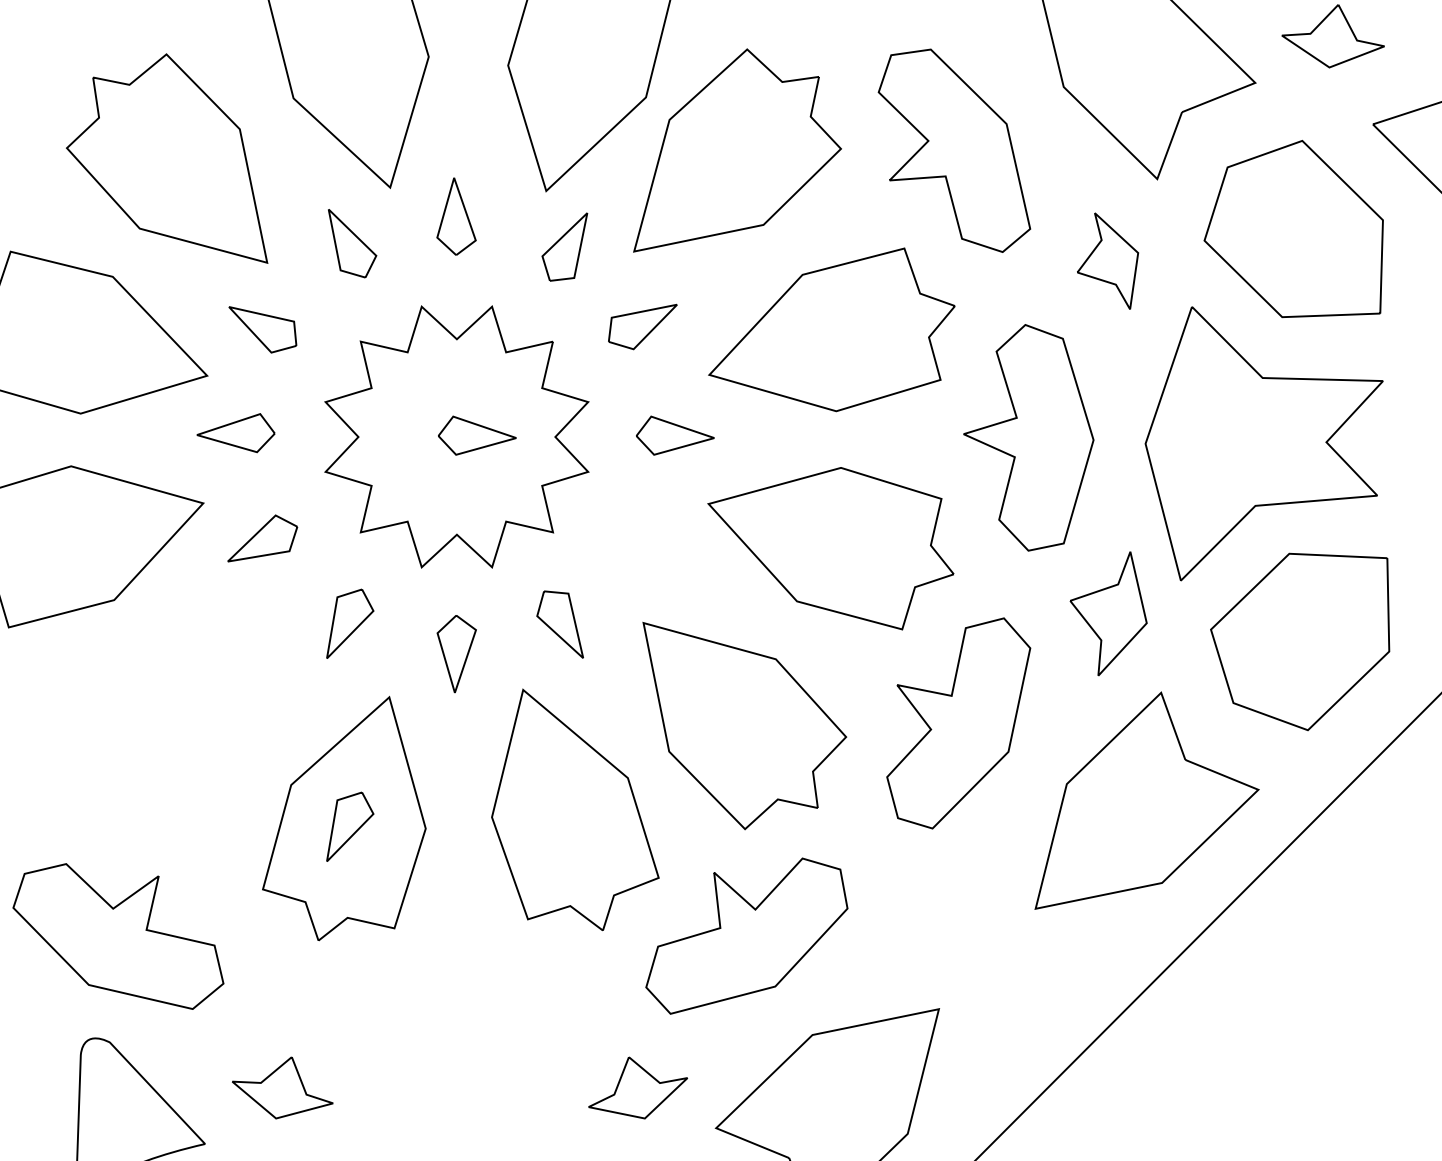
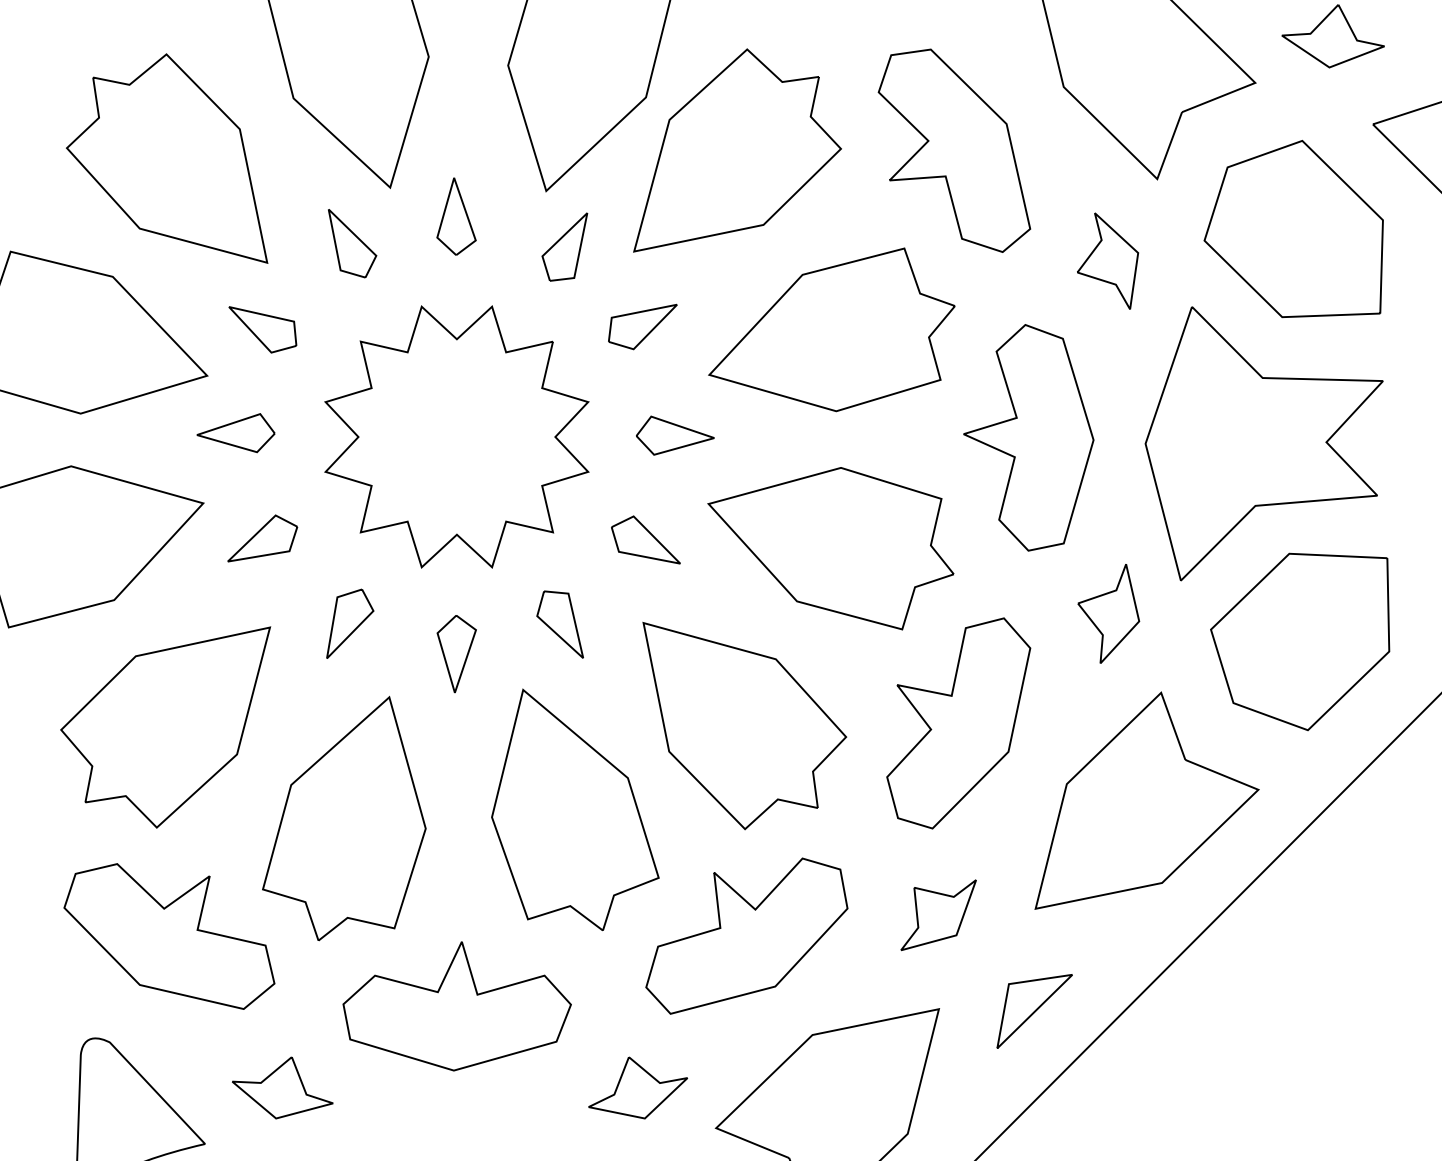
part: present -> none (477, 435)
part: none -> present (645, 539)
part size: 79x126 px -> 64x100 px (1108, 613)
part: none -> present (165, 727)
part: present -> none (350, 826)
part: none -> present (938, 915)
part position: (118, 936) -> (169, 936) (169, 936)
part: none -> present (456, 1006)
part: none -> present (1034, 1011)
